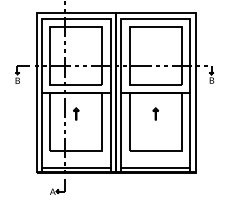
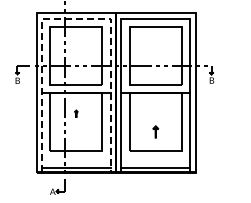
line: solid -> dashed (76, 18)
part size: 7x14 px -> 5x9 px (76, 113)
part position: (155, 113) -> (155, 131) (155, 131)
